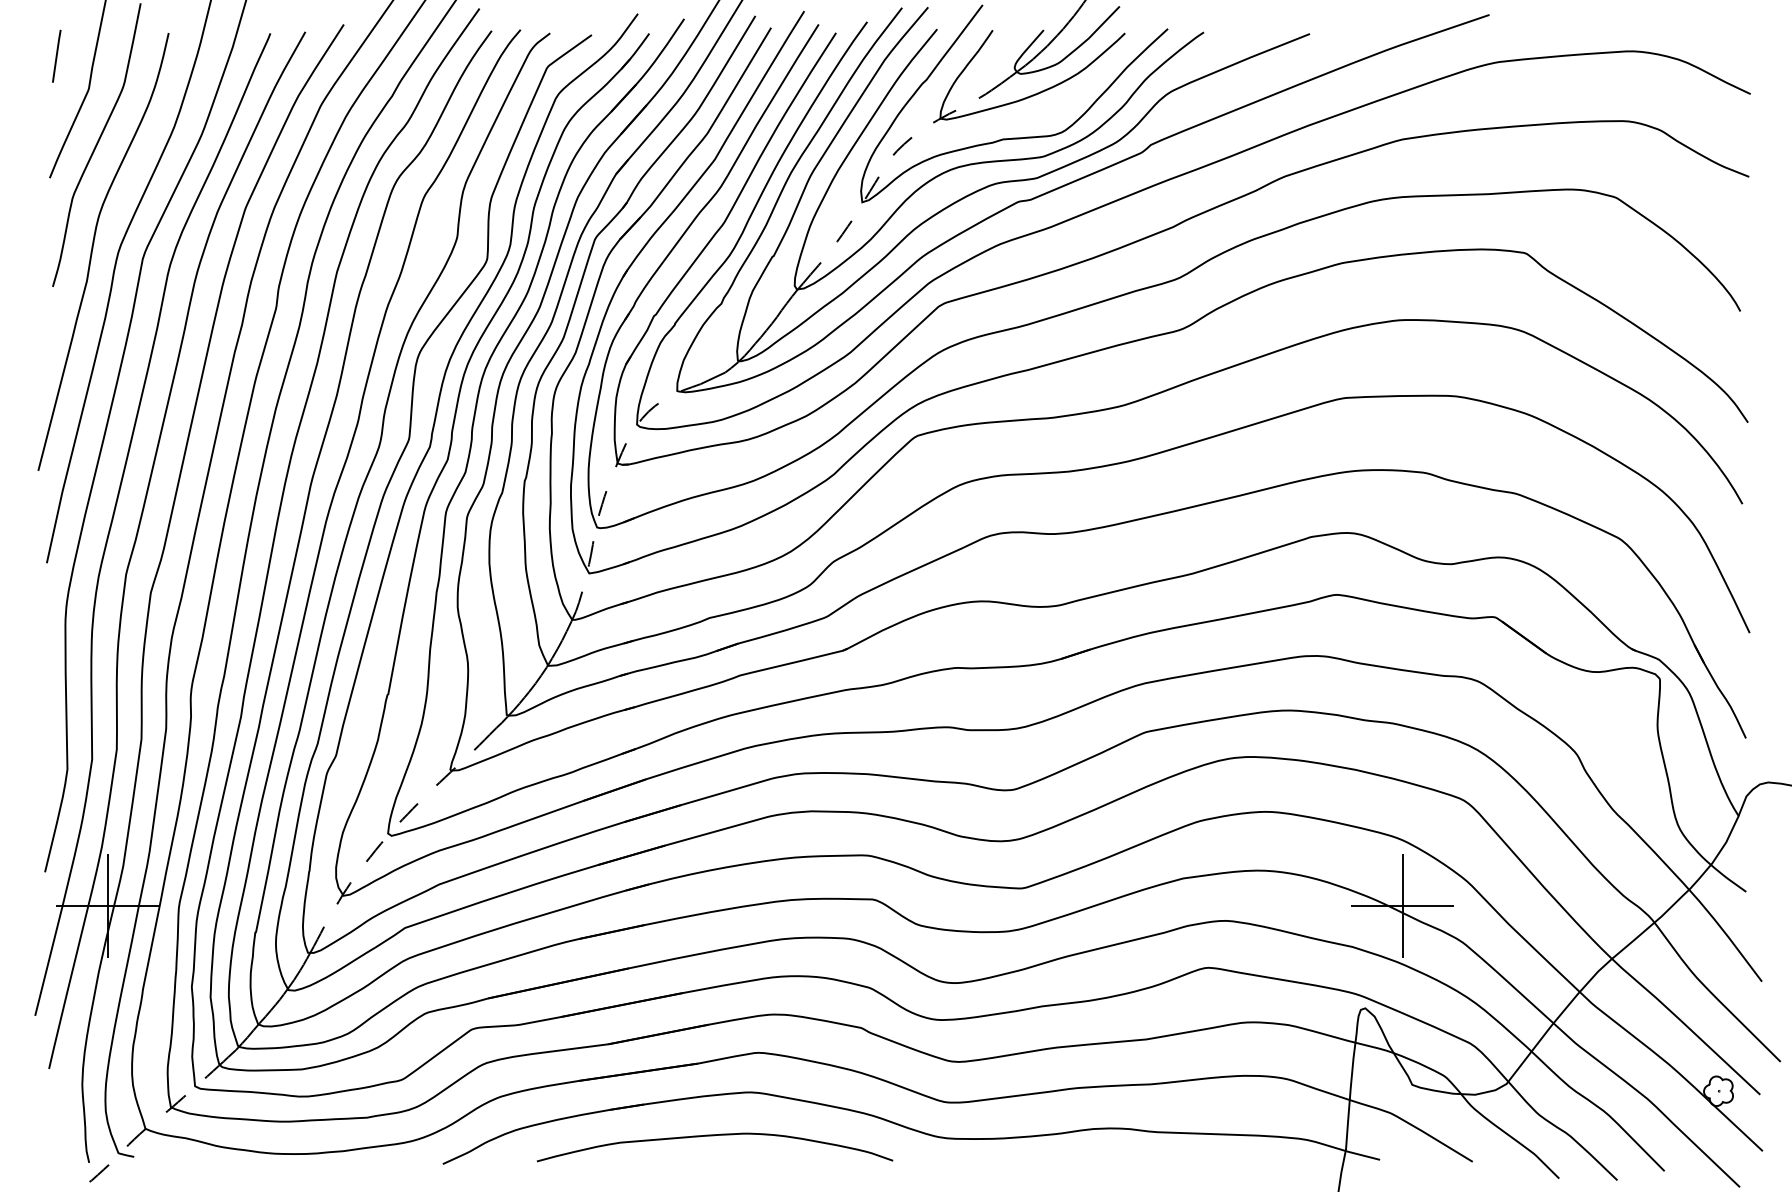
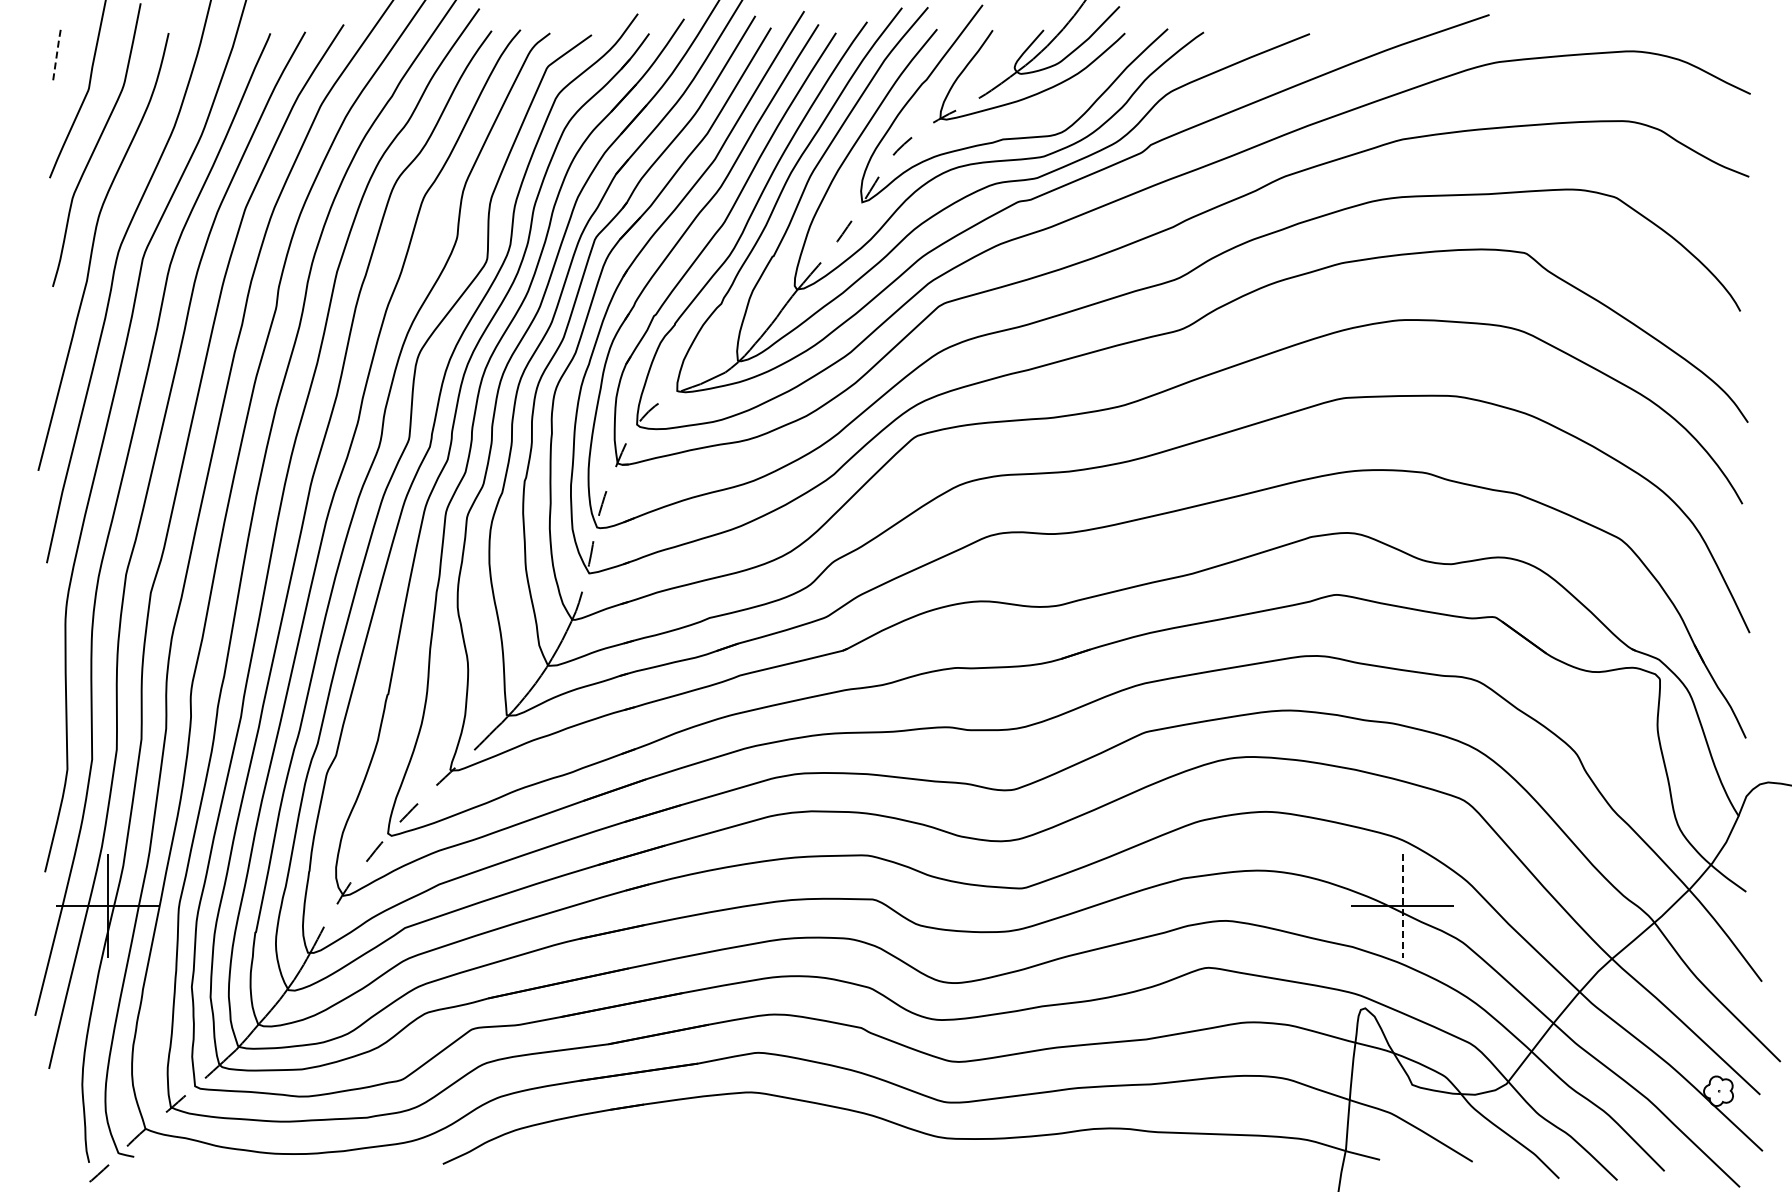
line: solid -> dashed (56, 56)
line: solid -> dashed (1402, 905)
curve: present -> none (714, 1136)
